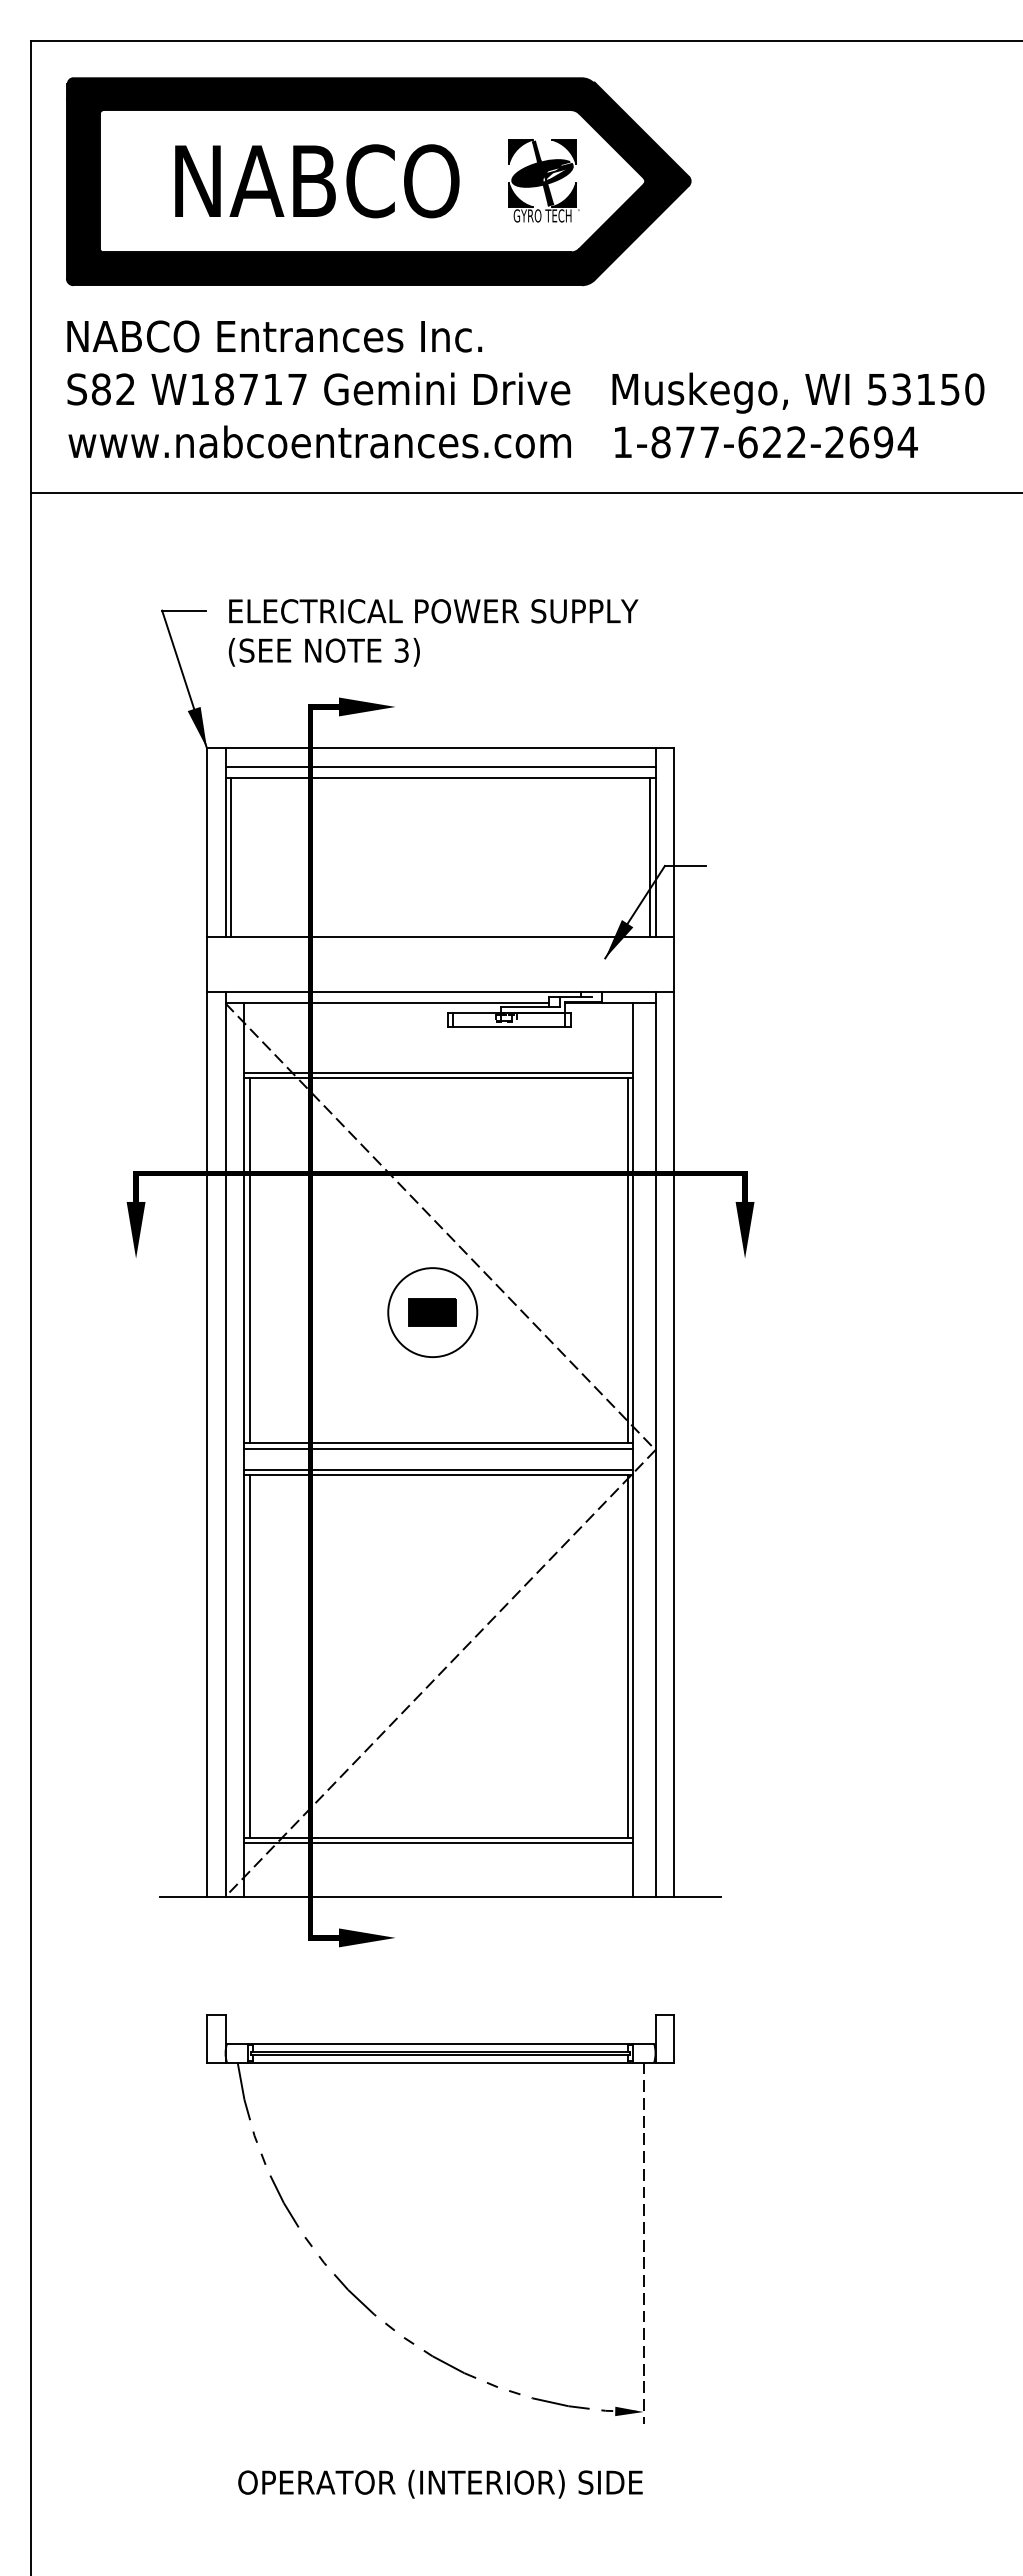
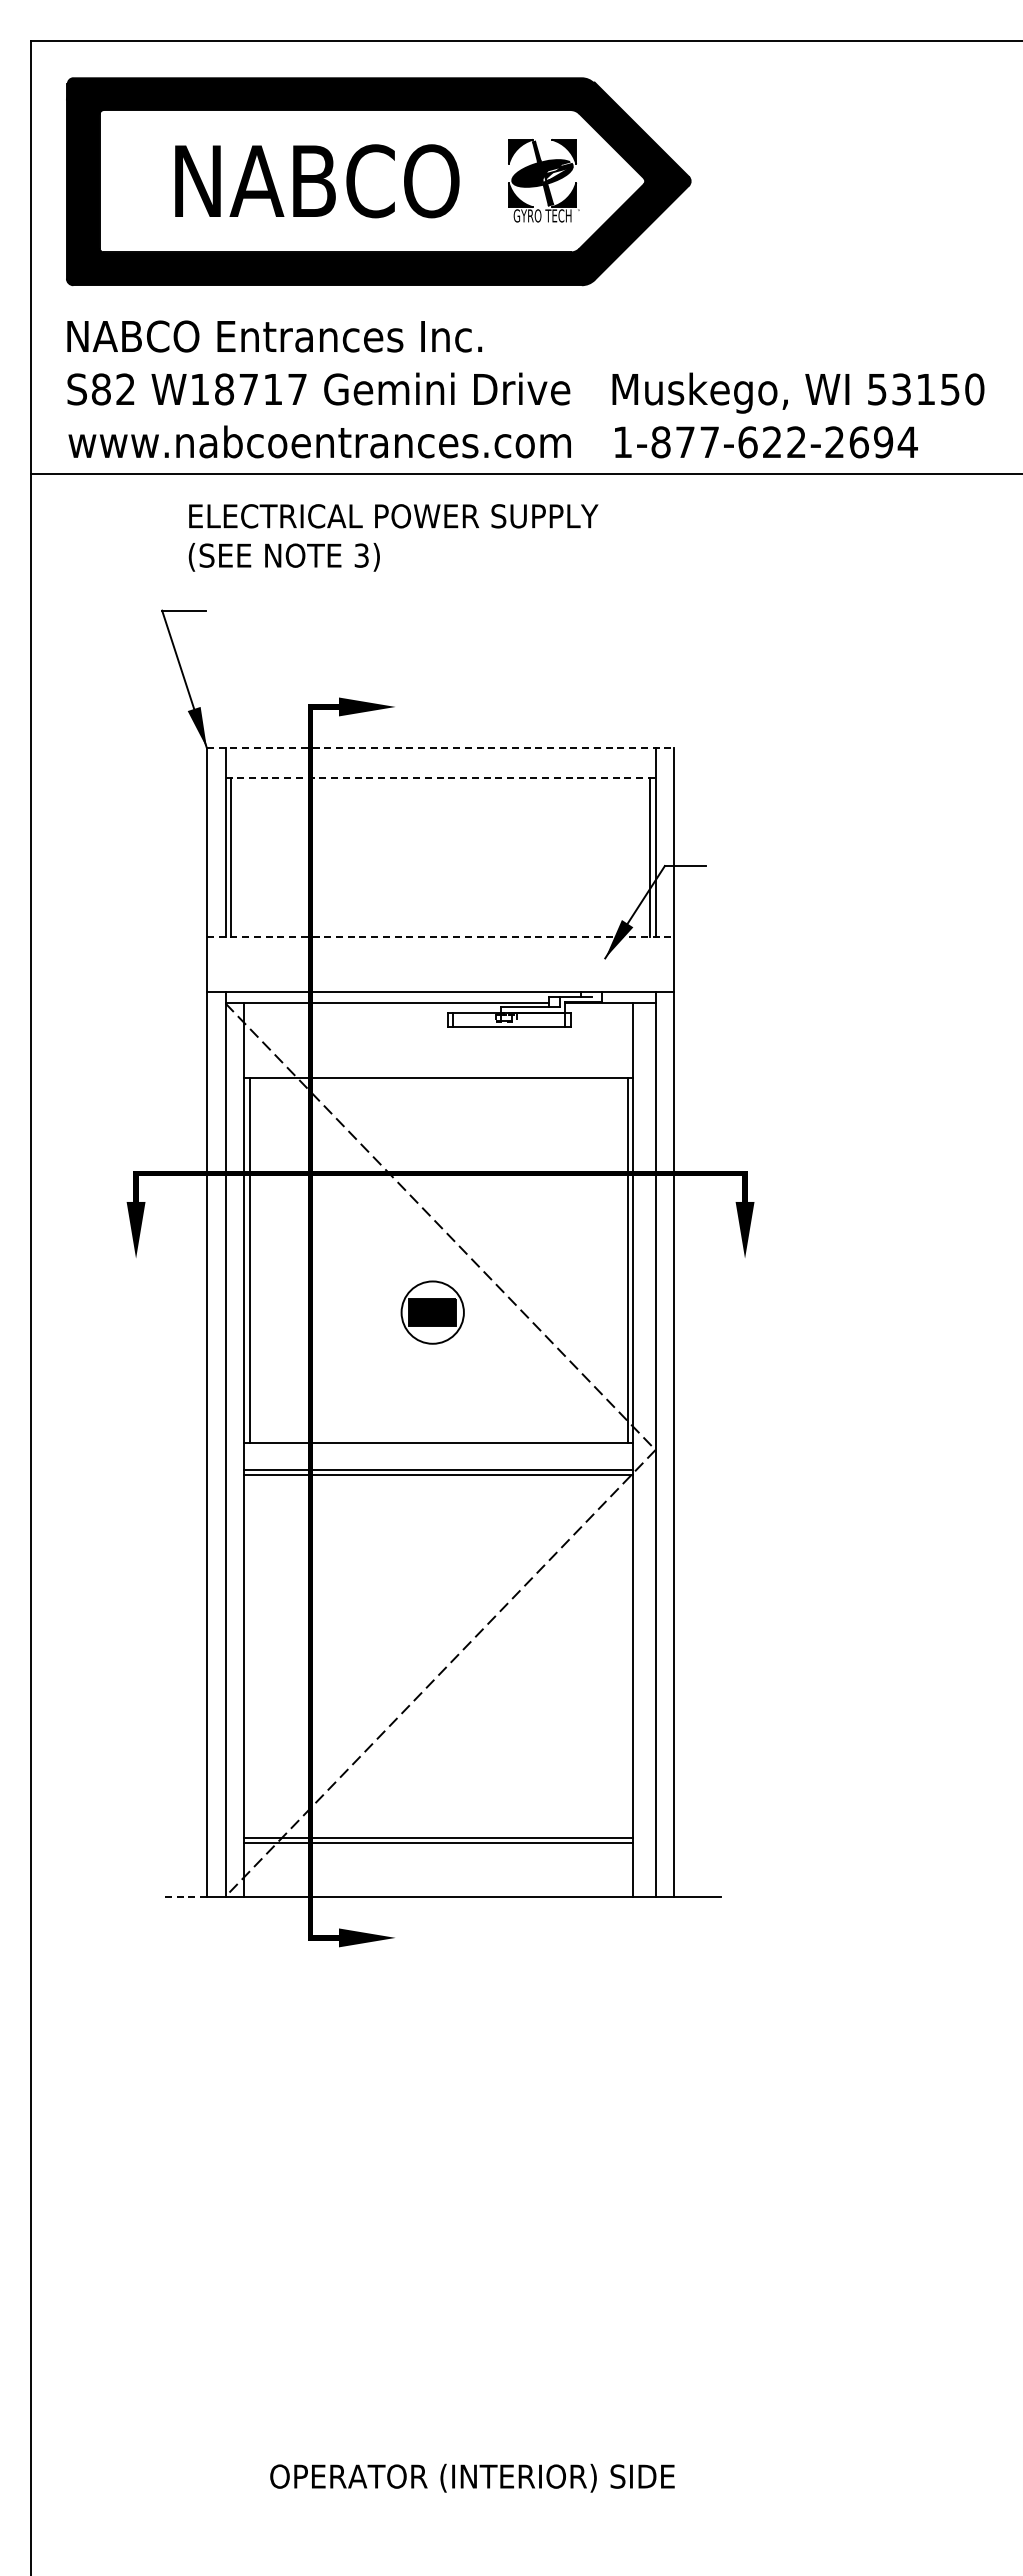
line position: (524, 493) -> (524, 474) (524, 474)
text position: (433, 632) -> (393, 537) (393, 537)
line: solid -> dashed (440, 748)
line: present -> none (440, 766)
line: solid -> dashed (441, 777)
line: solid -> dashed (440, 937)
line: present -> none (438, 1072)
circle diameter: 89 px -> 62 px (432, 1312)
line: present -> none (438, 1448)
line: present -> none (249, 1656)
line: present -> none (627, 1656)
line: solid -> dashed (183, 1896)
part: present -> none (364, 2303)
text position: (440, 2483) -> (472, 2477) (472, 2477)
